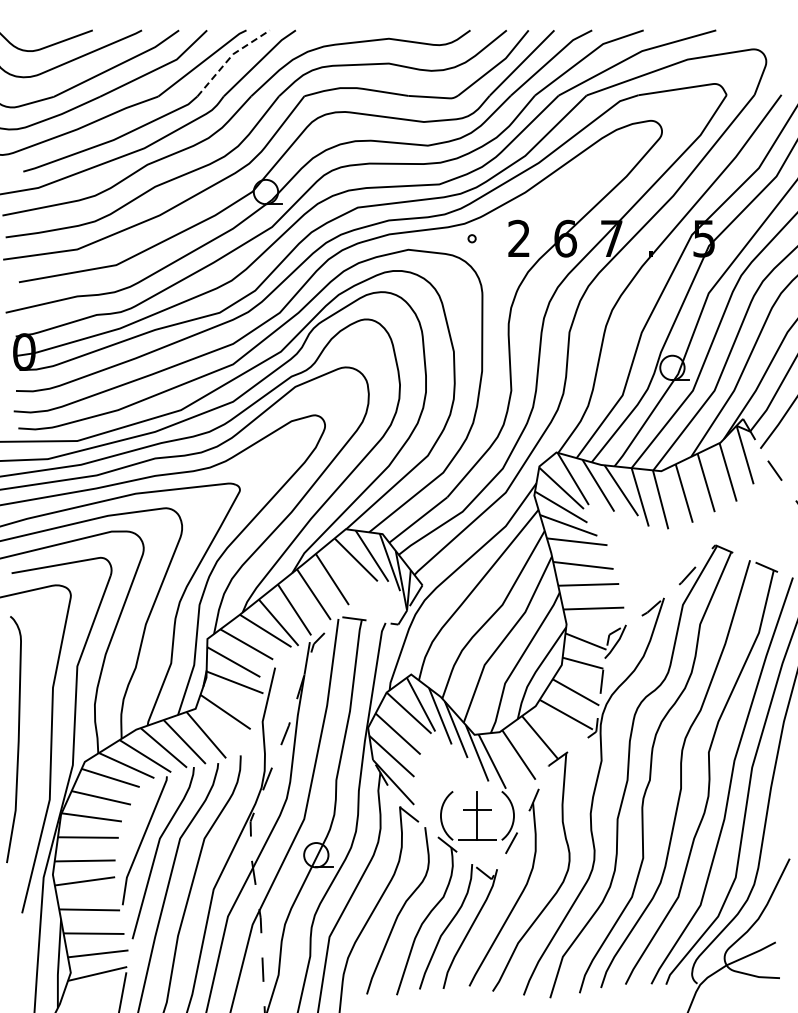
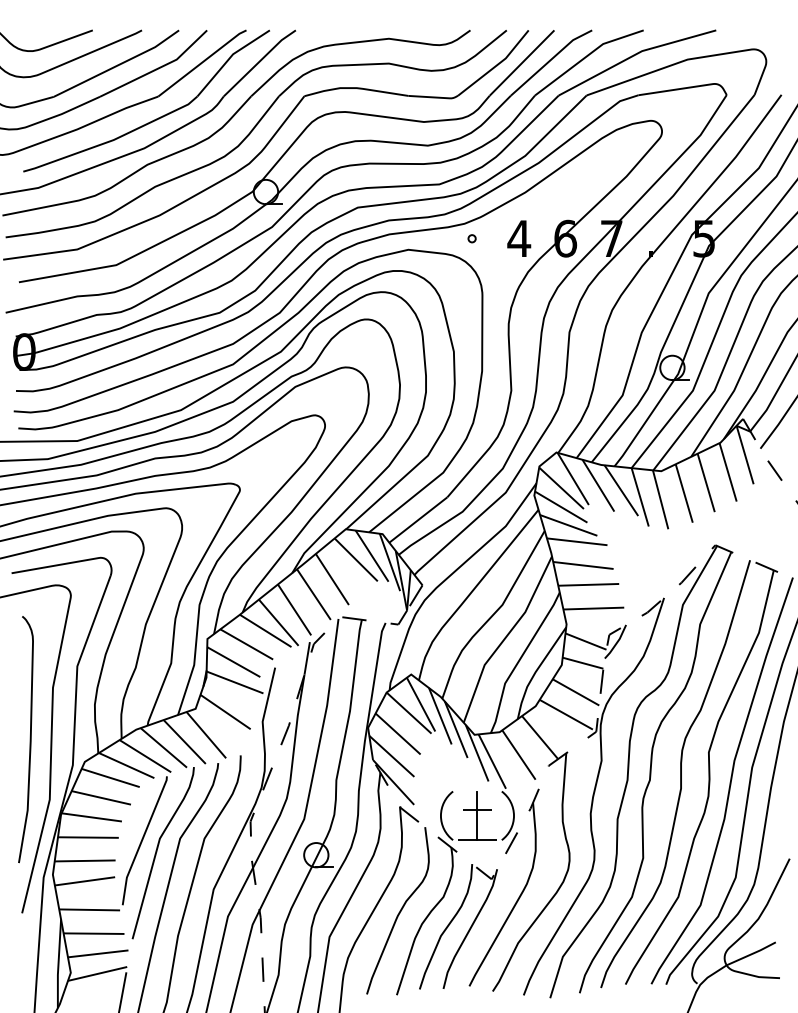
line: dashed -> solid (229, 58)
text: 2 -> 4 (519, 237)
curve position: (17, 739) -> (29, 739) (29, 739)
